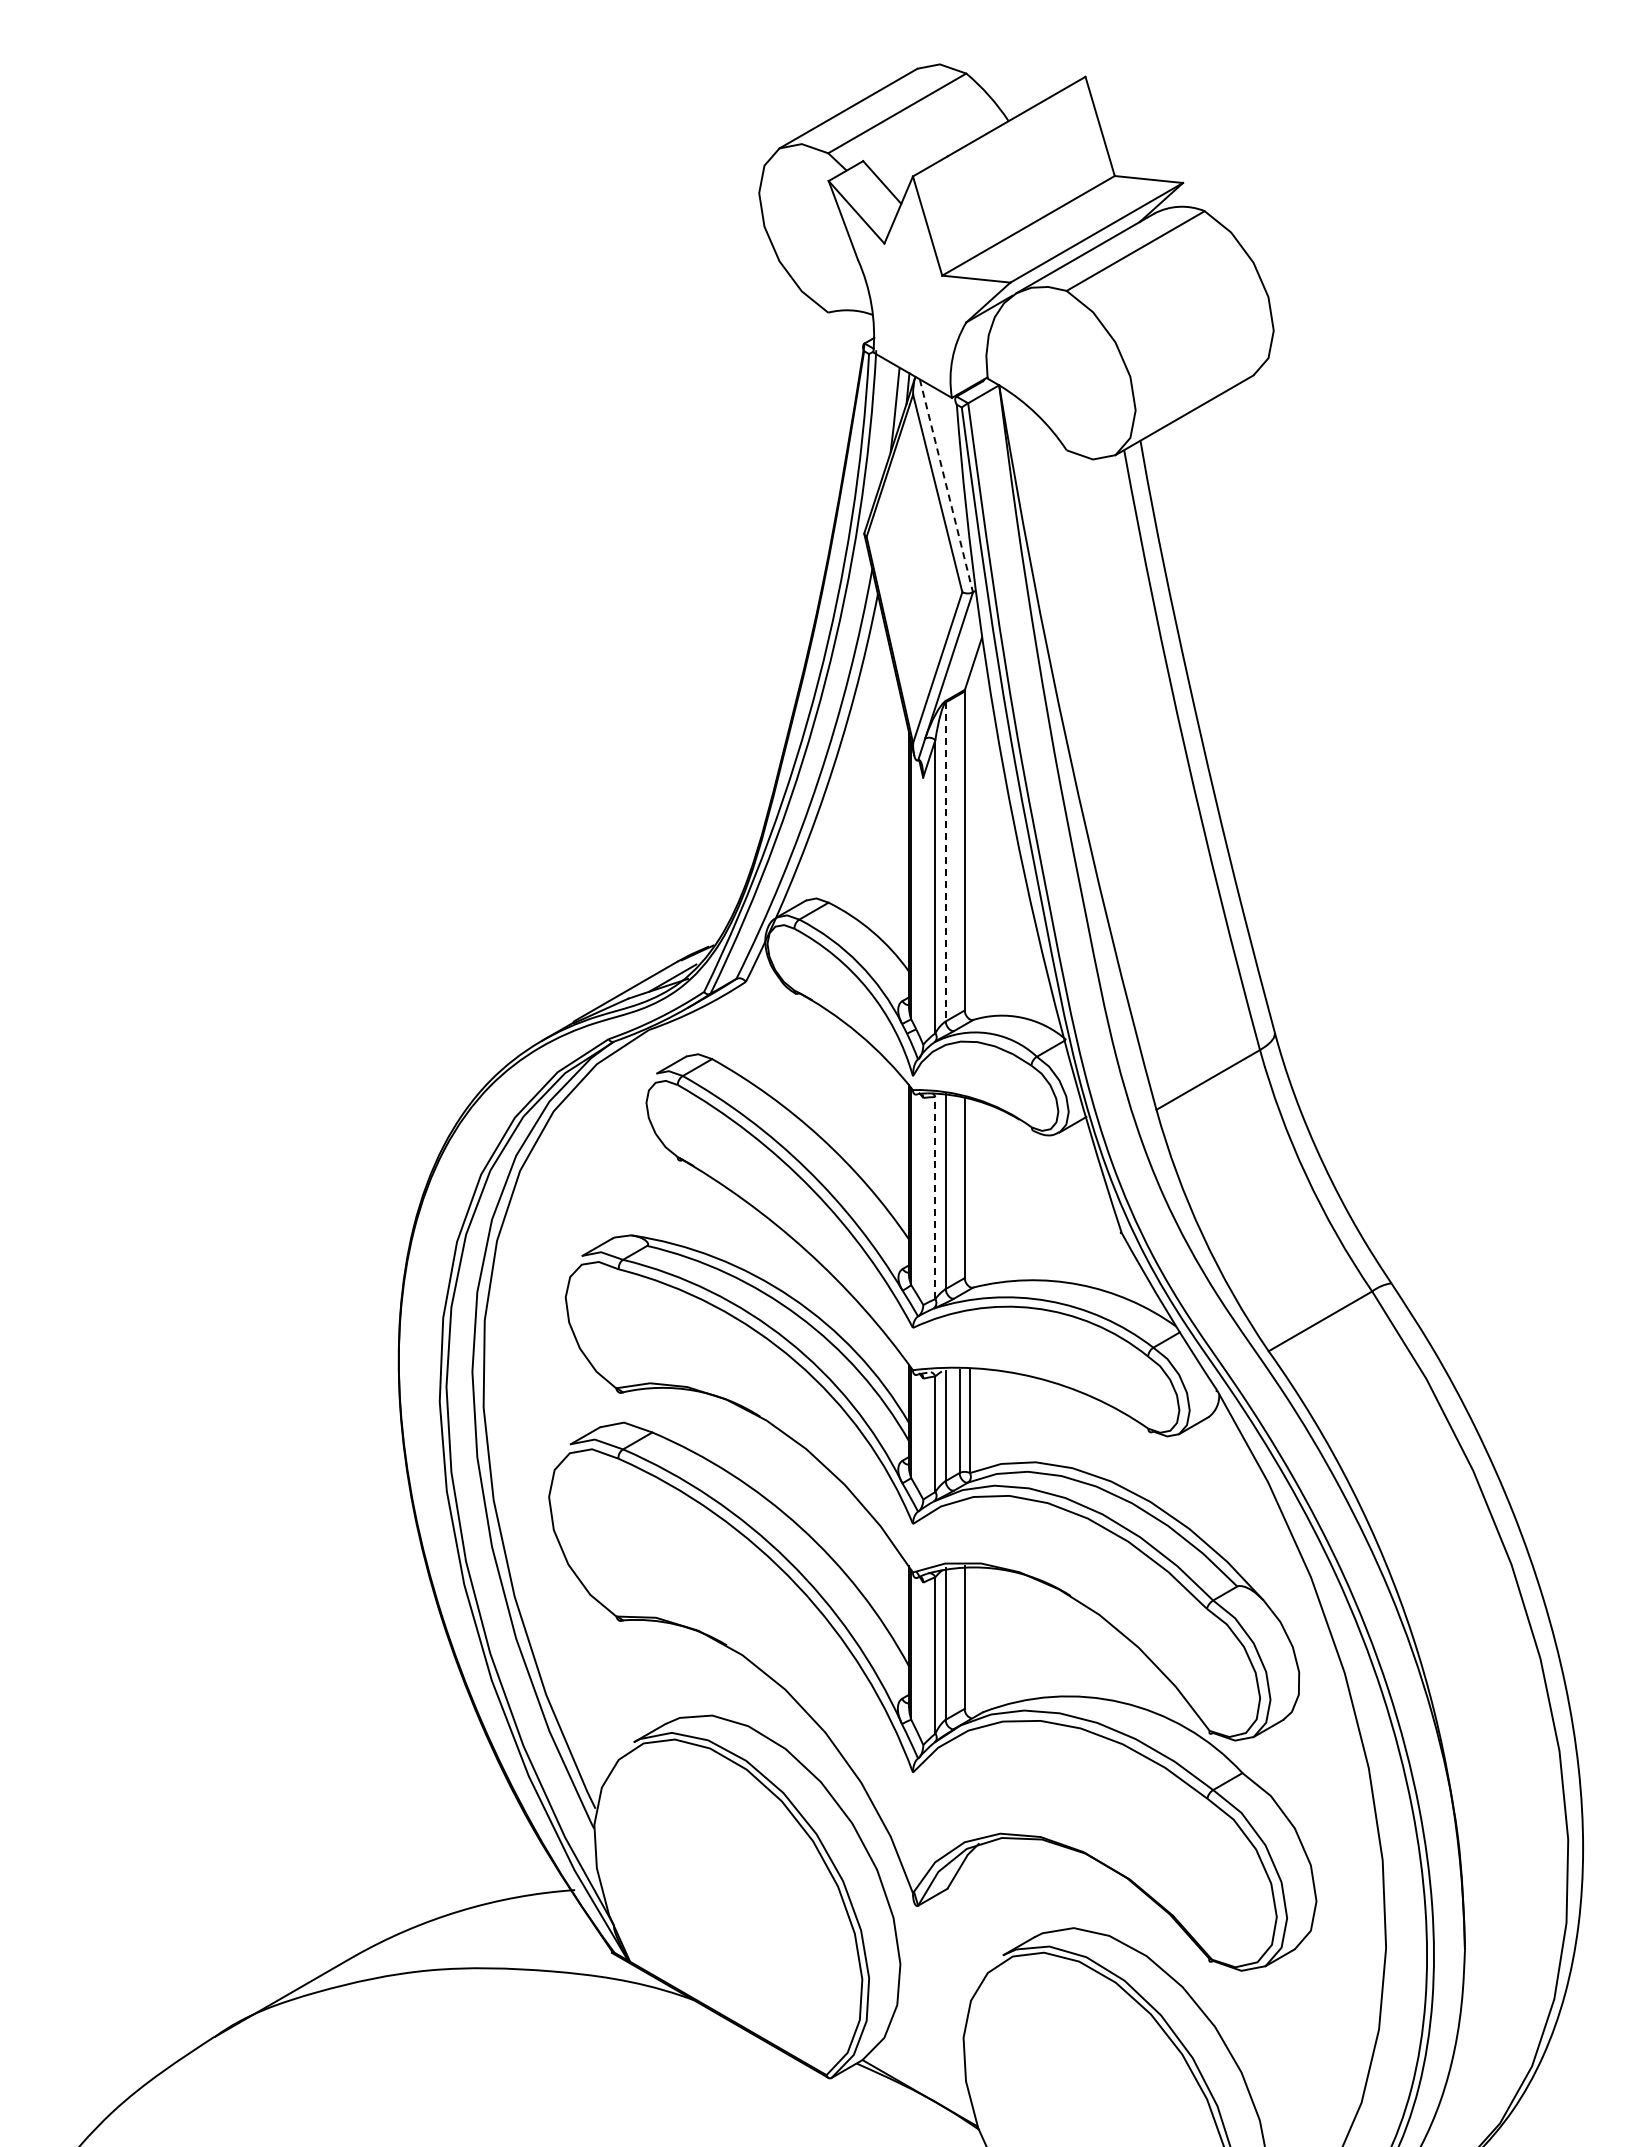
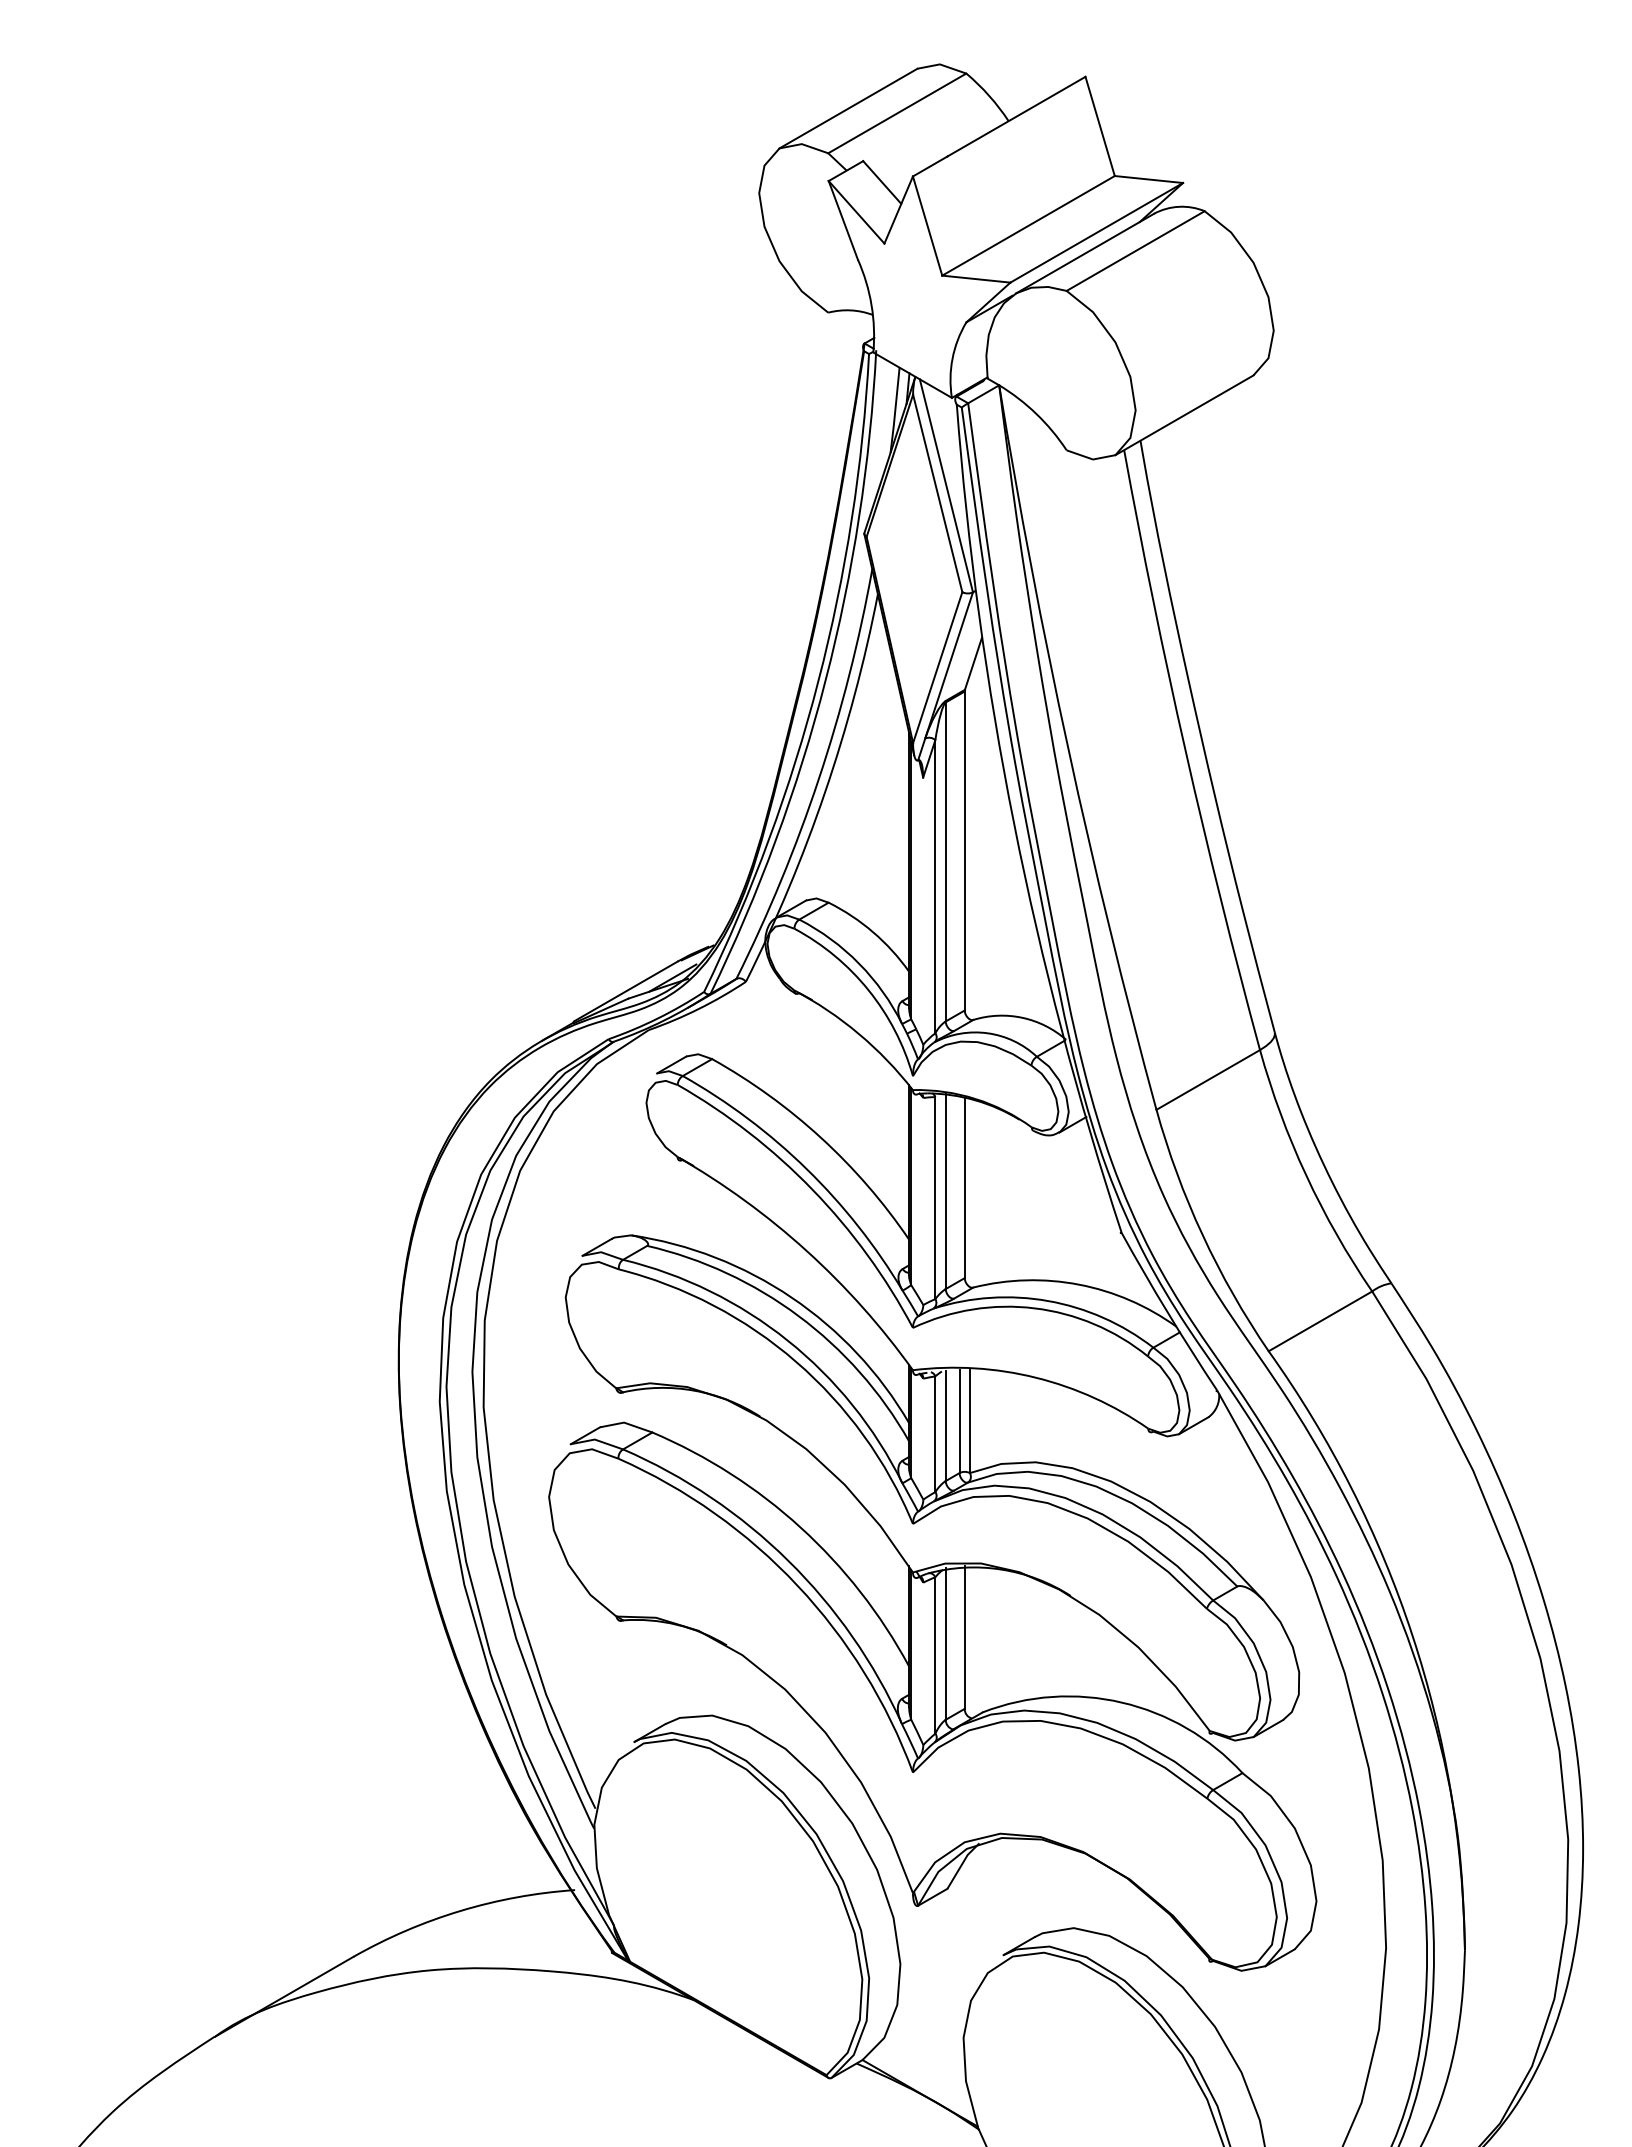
line: dashed -> solid (946, 485)
line: dashed -> solid (945, 862)
line: dashed -> solid (935, 1197)
